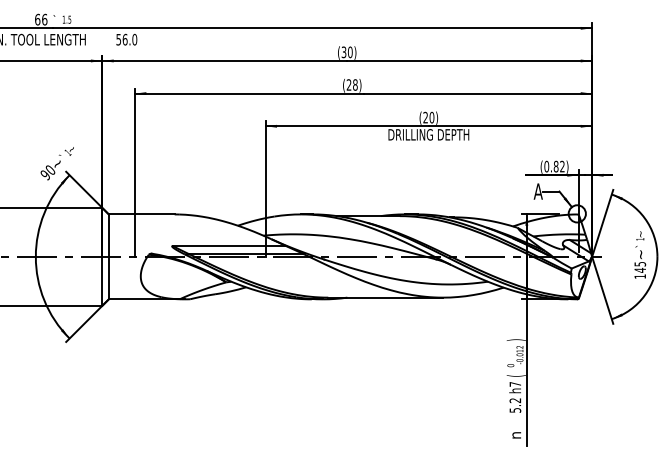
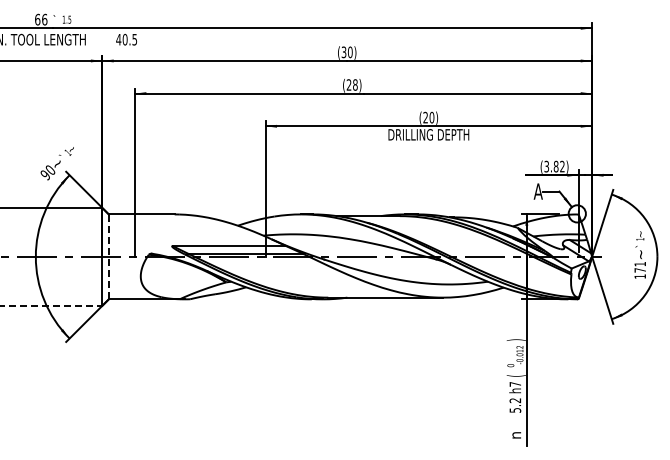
text: 56.0 -> 40.5 (126, 39)
text: (0.82) -> (3.82) (546, 166)
line: solid -> dashed (108, 256)
text: 145 -> 171 (640, 267)
line: solid -> dashed (51, 305)
